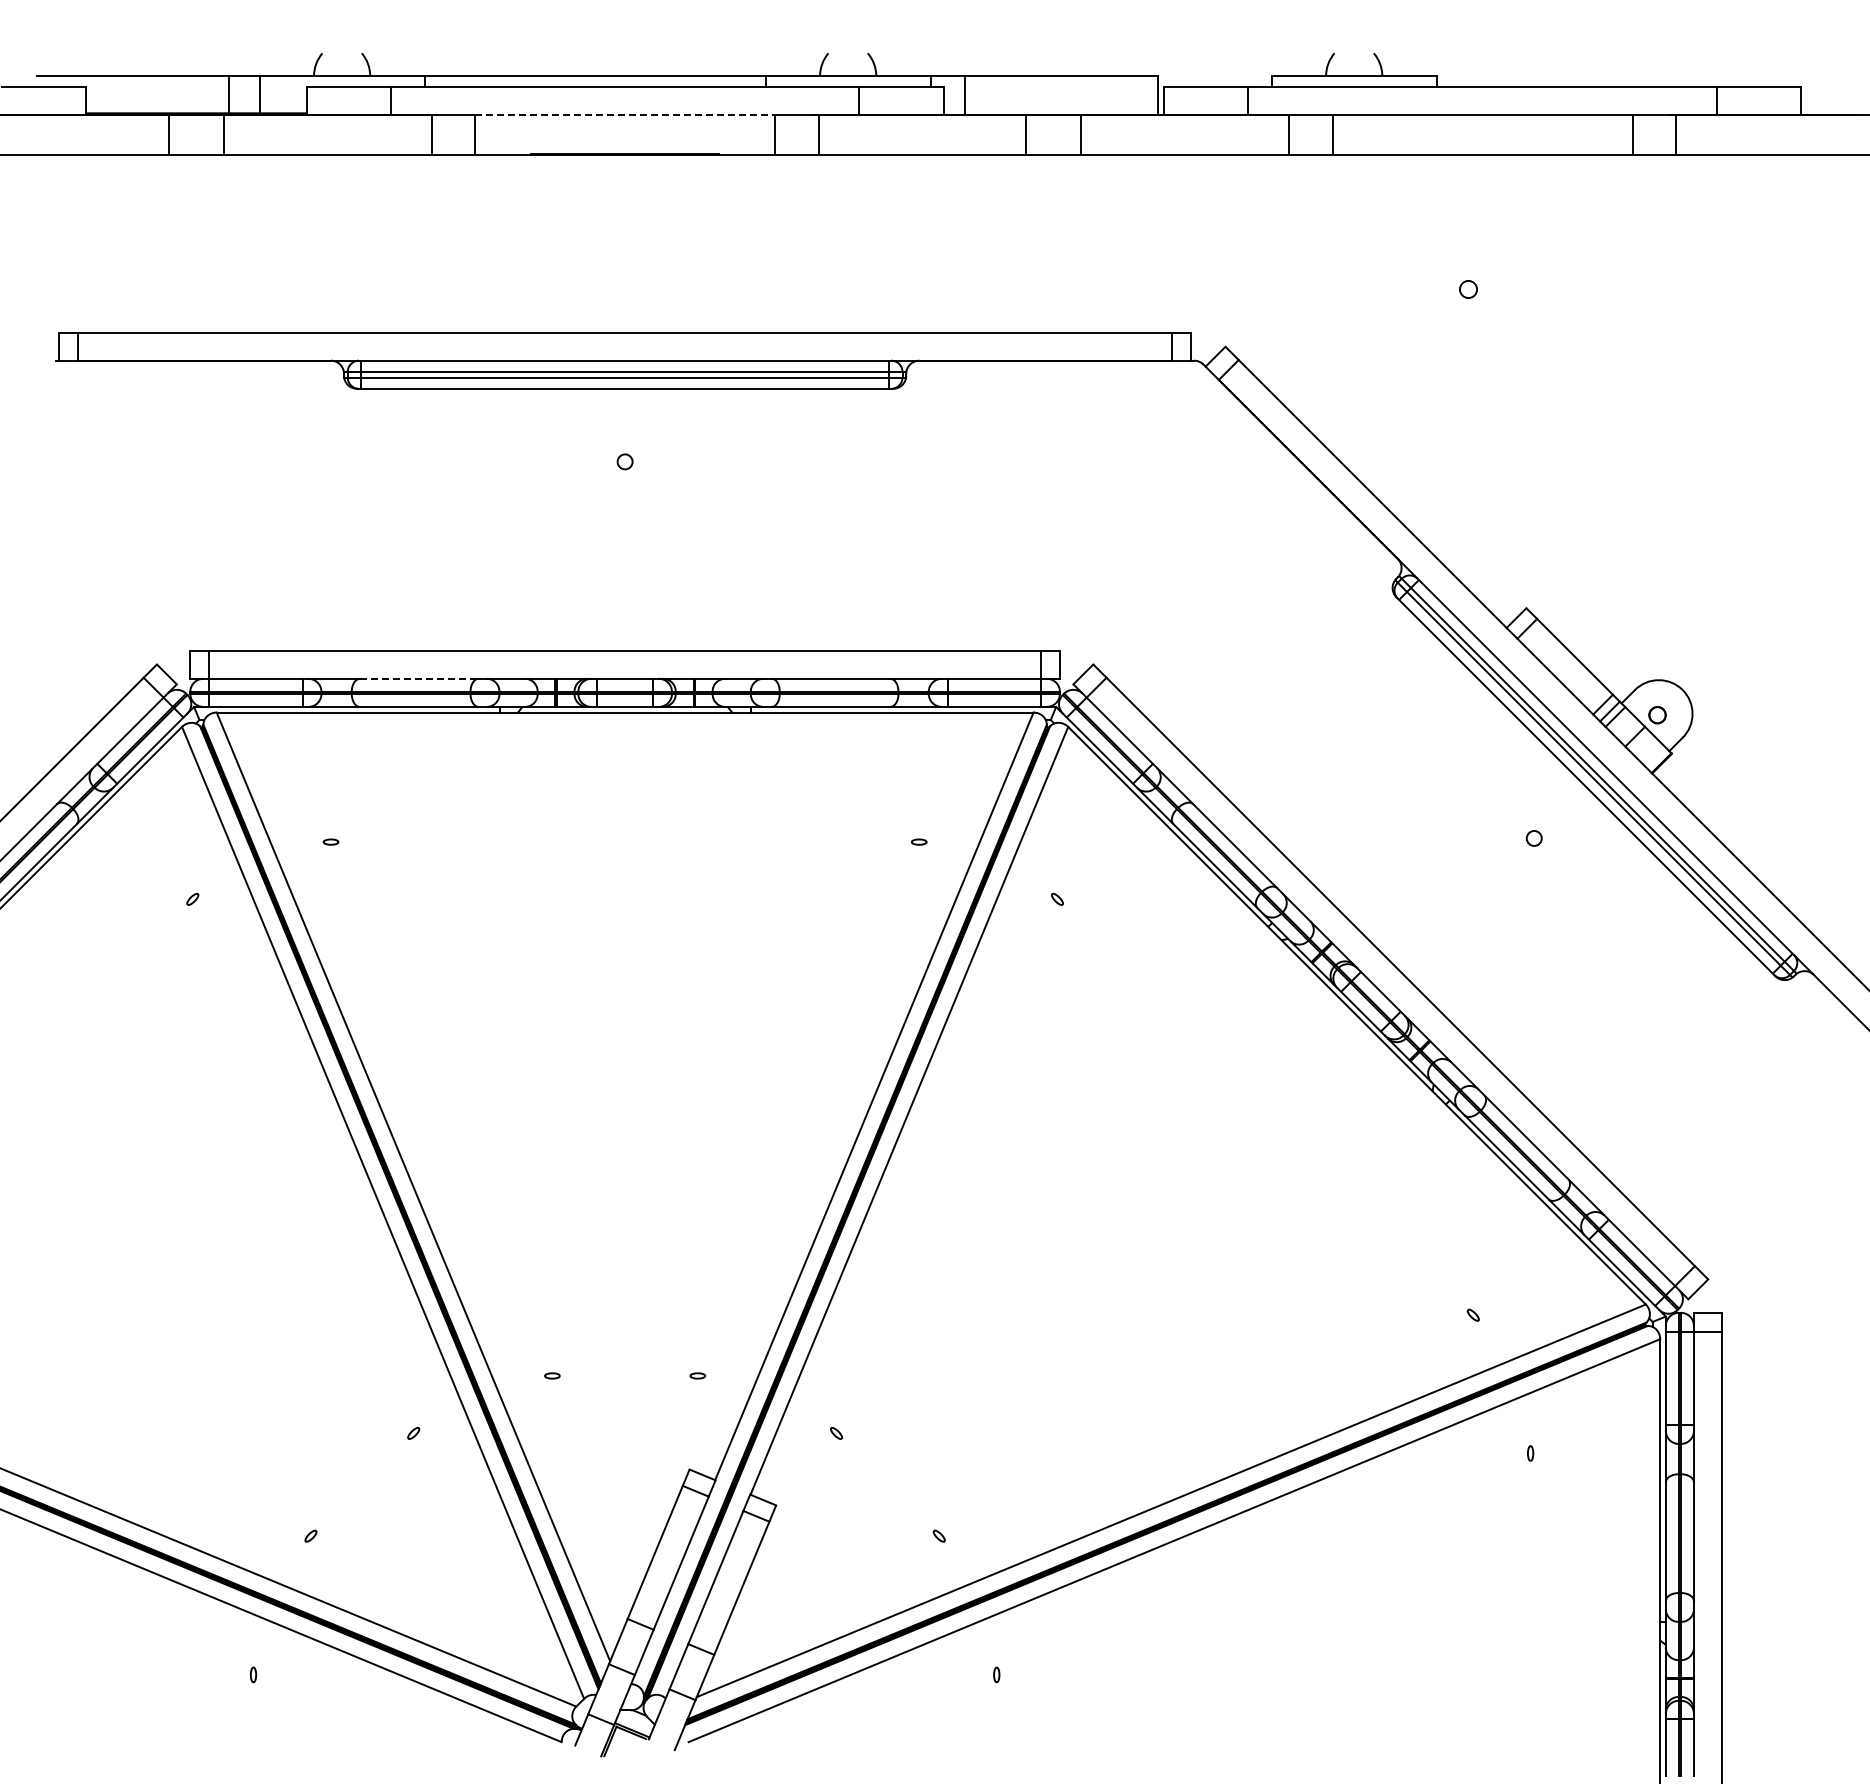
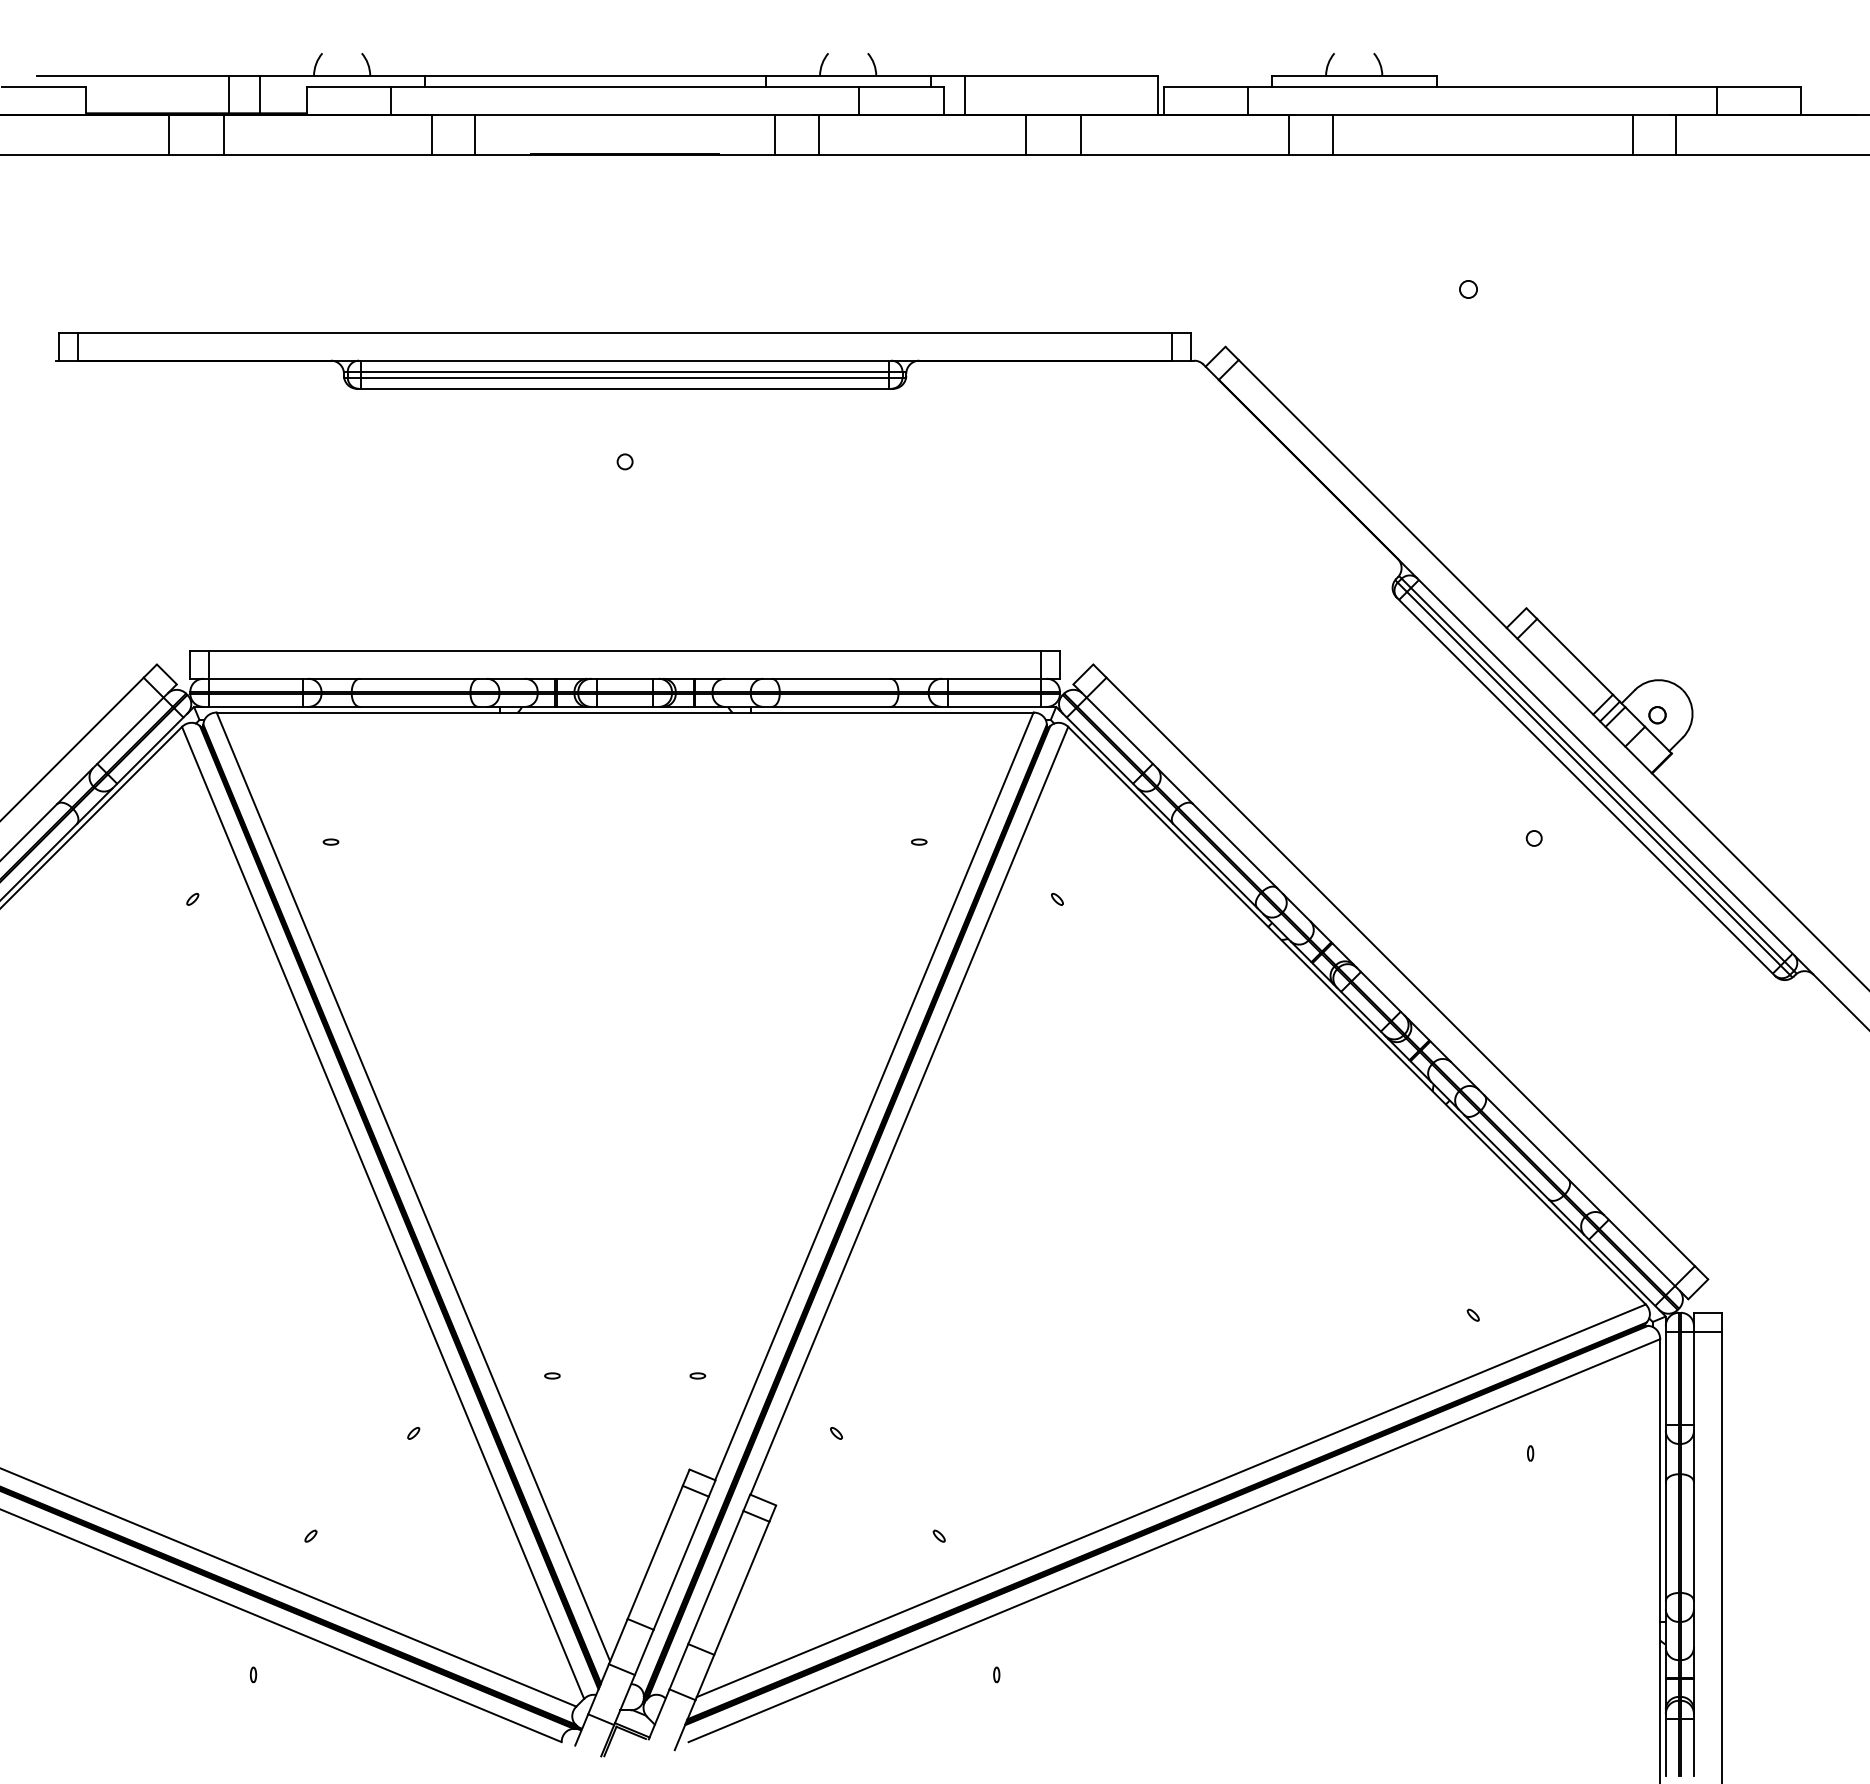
line: dashed -> solid (625, 115)
line: dashed -> solid (419, 678)
